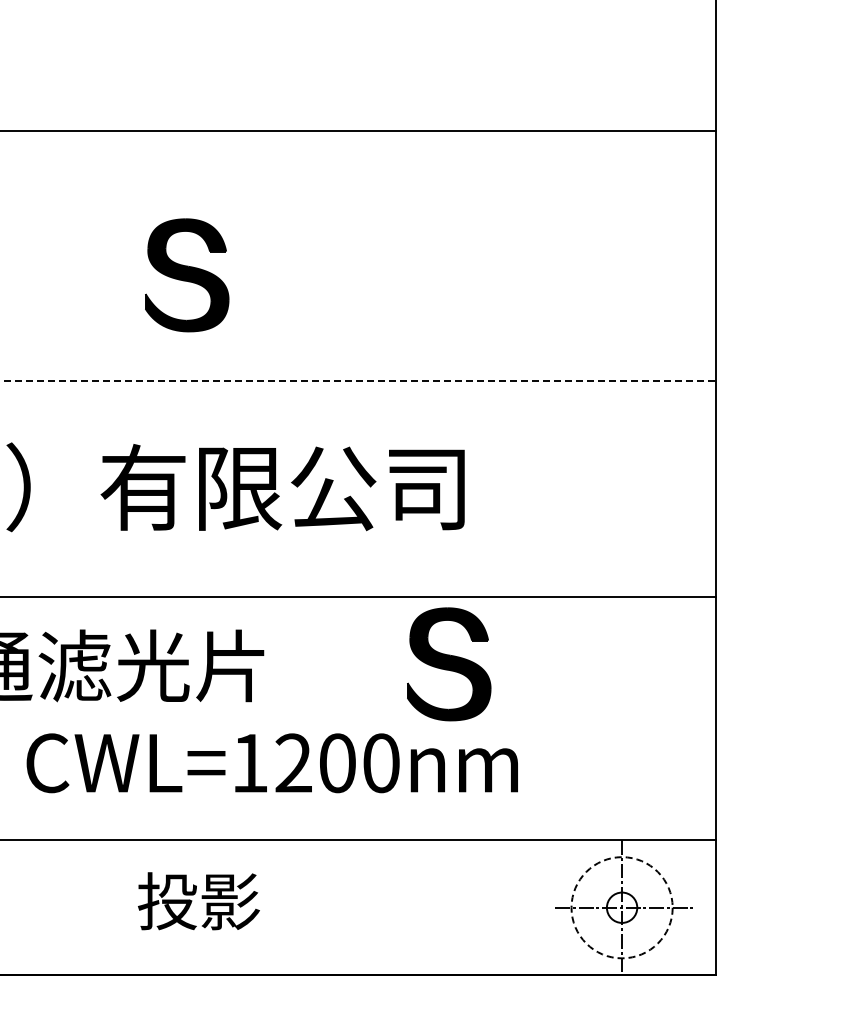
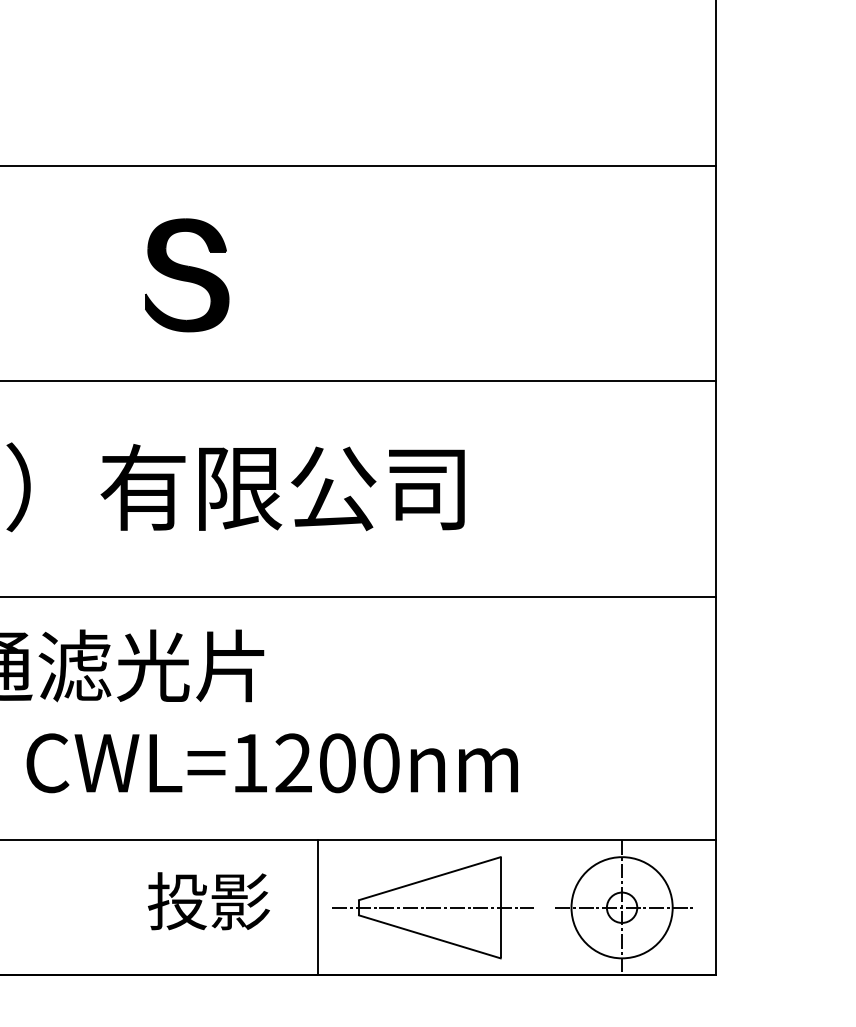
line position: (358, 130) -> (358, 165) (358, 165)
line: dashed -> solid (357, 381)
part: present -> none (449, 664)
text position: (198, 901) -> (208, 901) (208, 901)
line: none -> present (318, 907)
part: none -> present (432, 907)
circle: dashed -> solid (621, 907)
